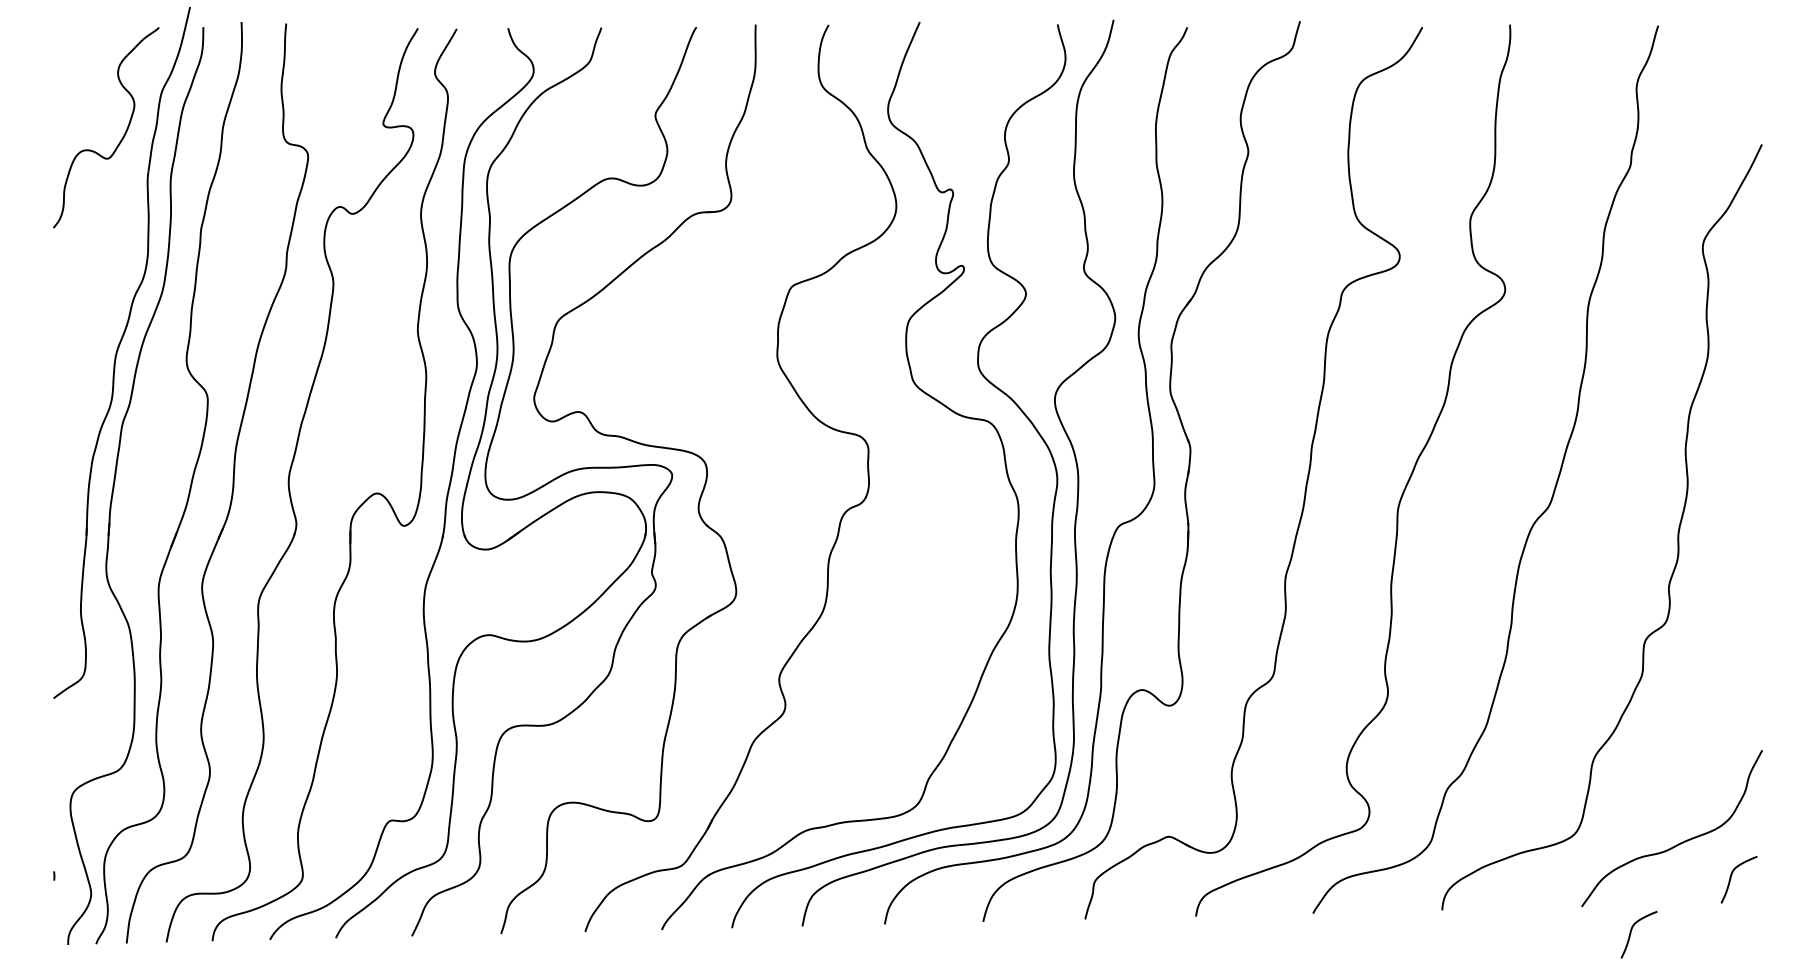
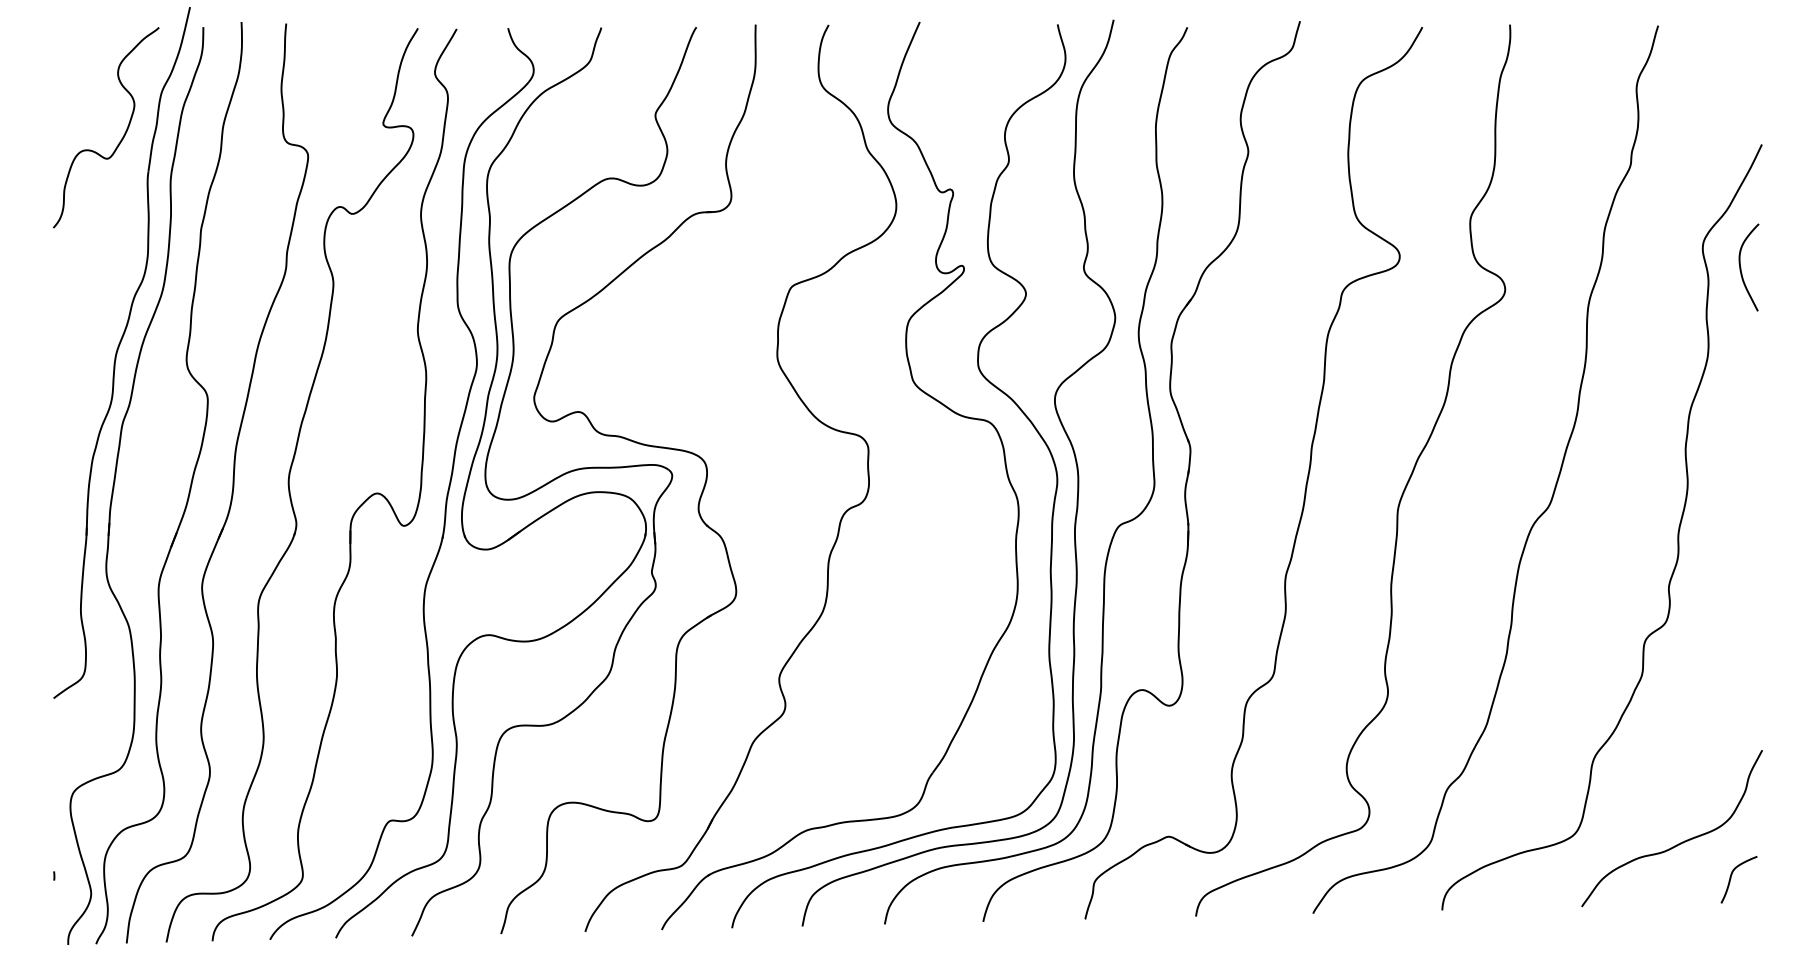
curve: none -> present (1741, 267)
curve: present -> none (1631, 933)
